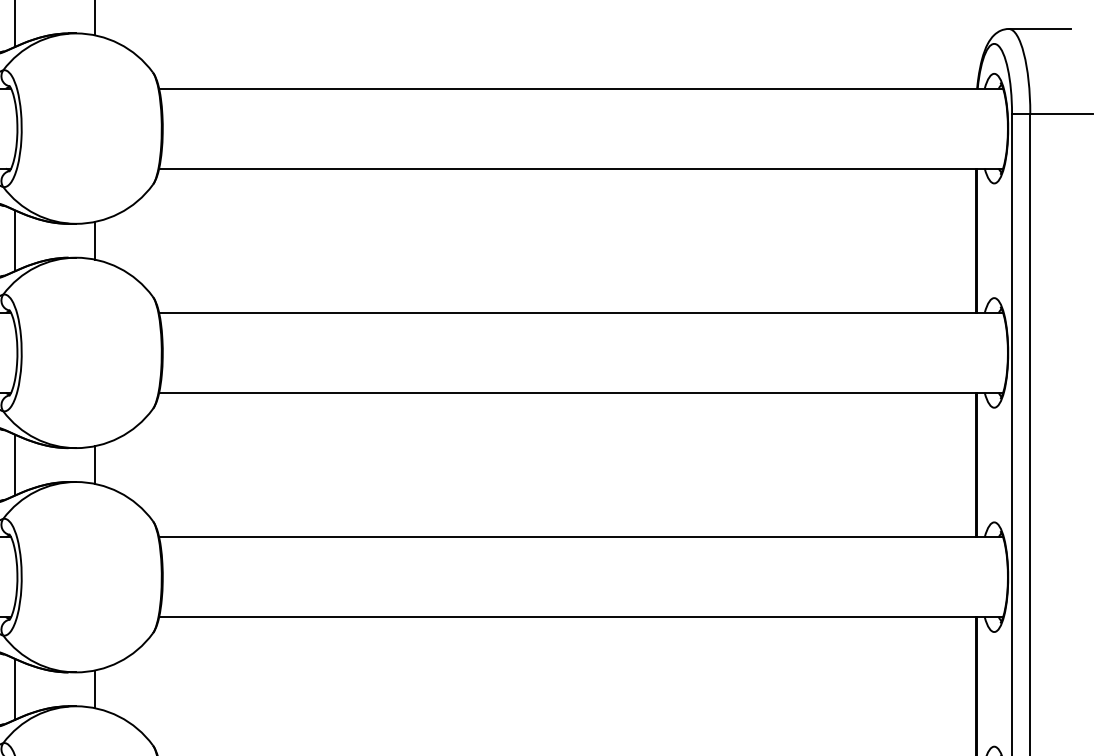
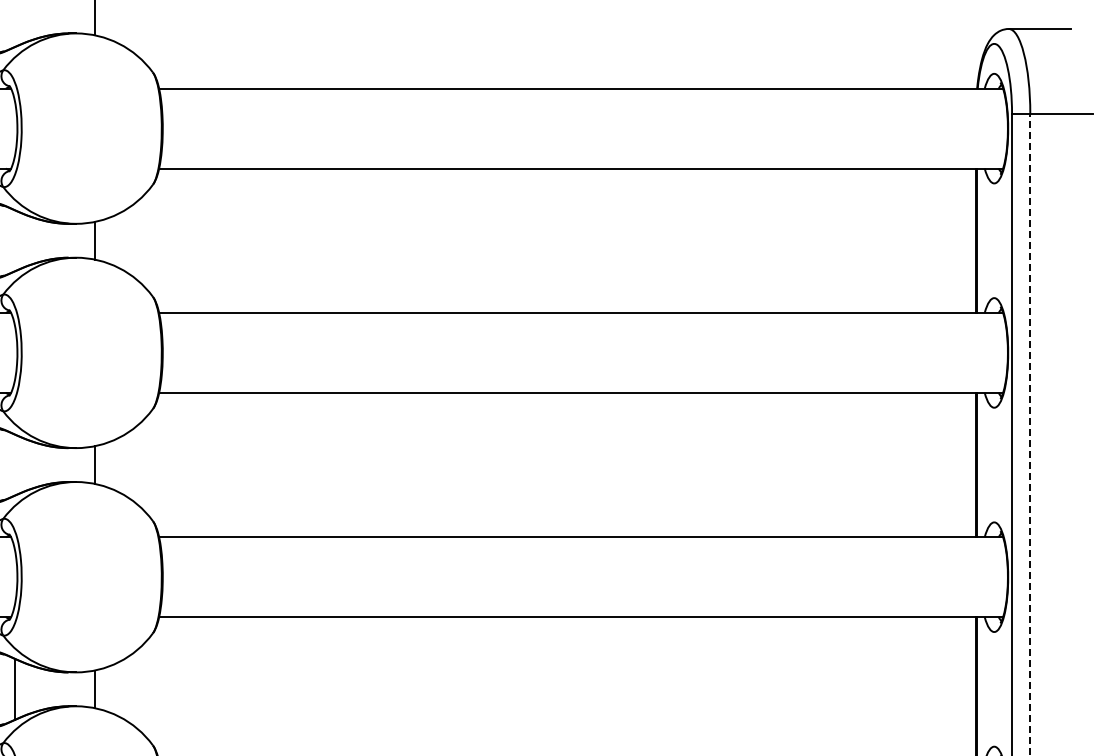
line: present -> none (15, 24)
line: present -> none (15, 240)
line: solid -> dashed (1030, 434)
line: present -> none (15, 464)
